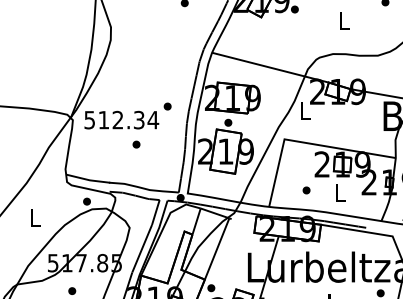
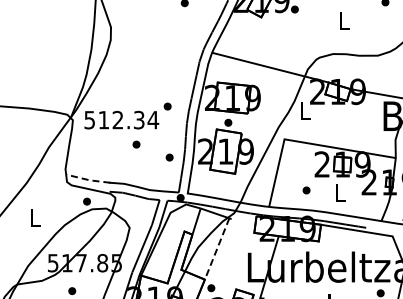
part: none -> present (169, 157)
line: solid -> dashed (87, 179)
line: solid -> dashed (217, 248)
